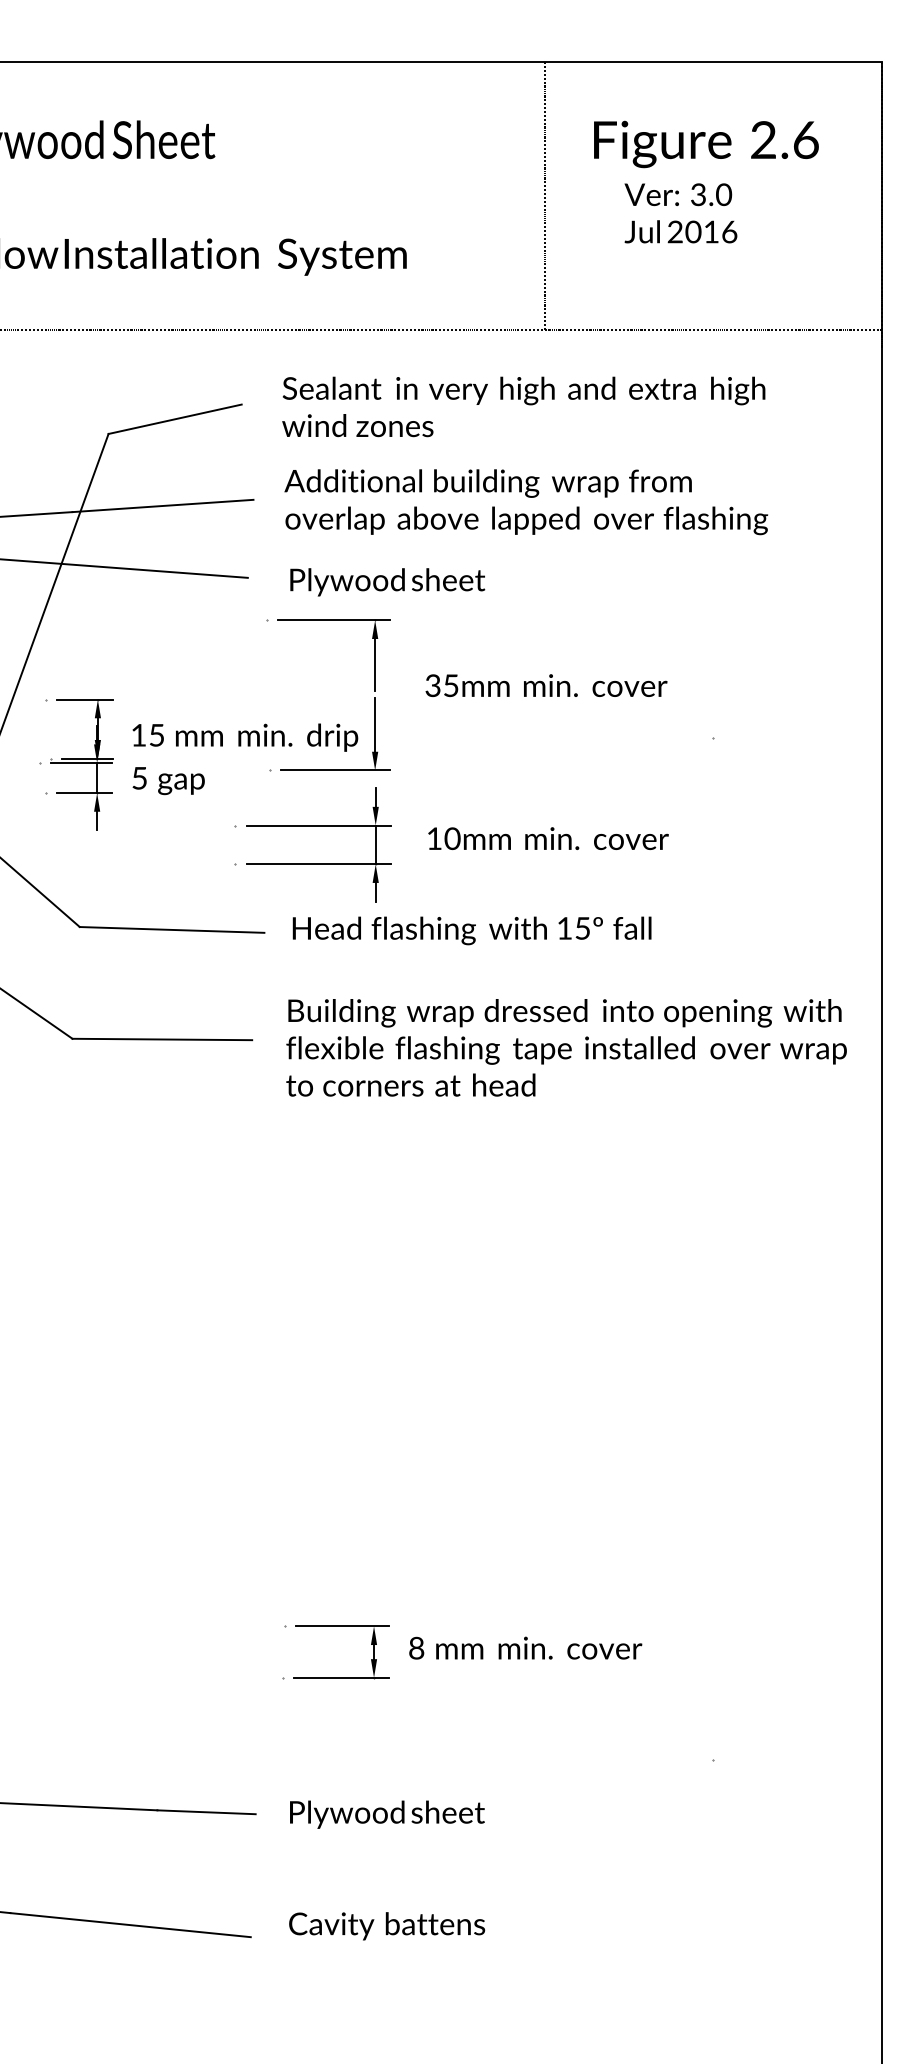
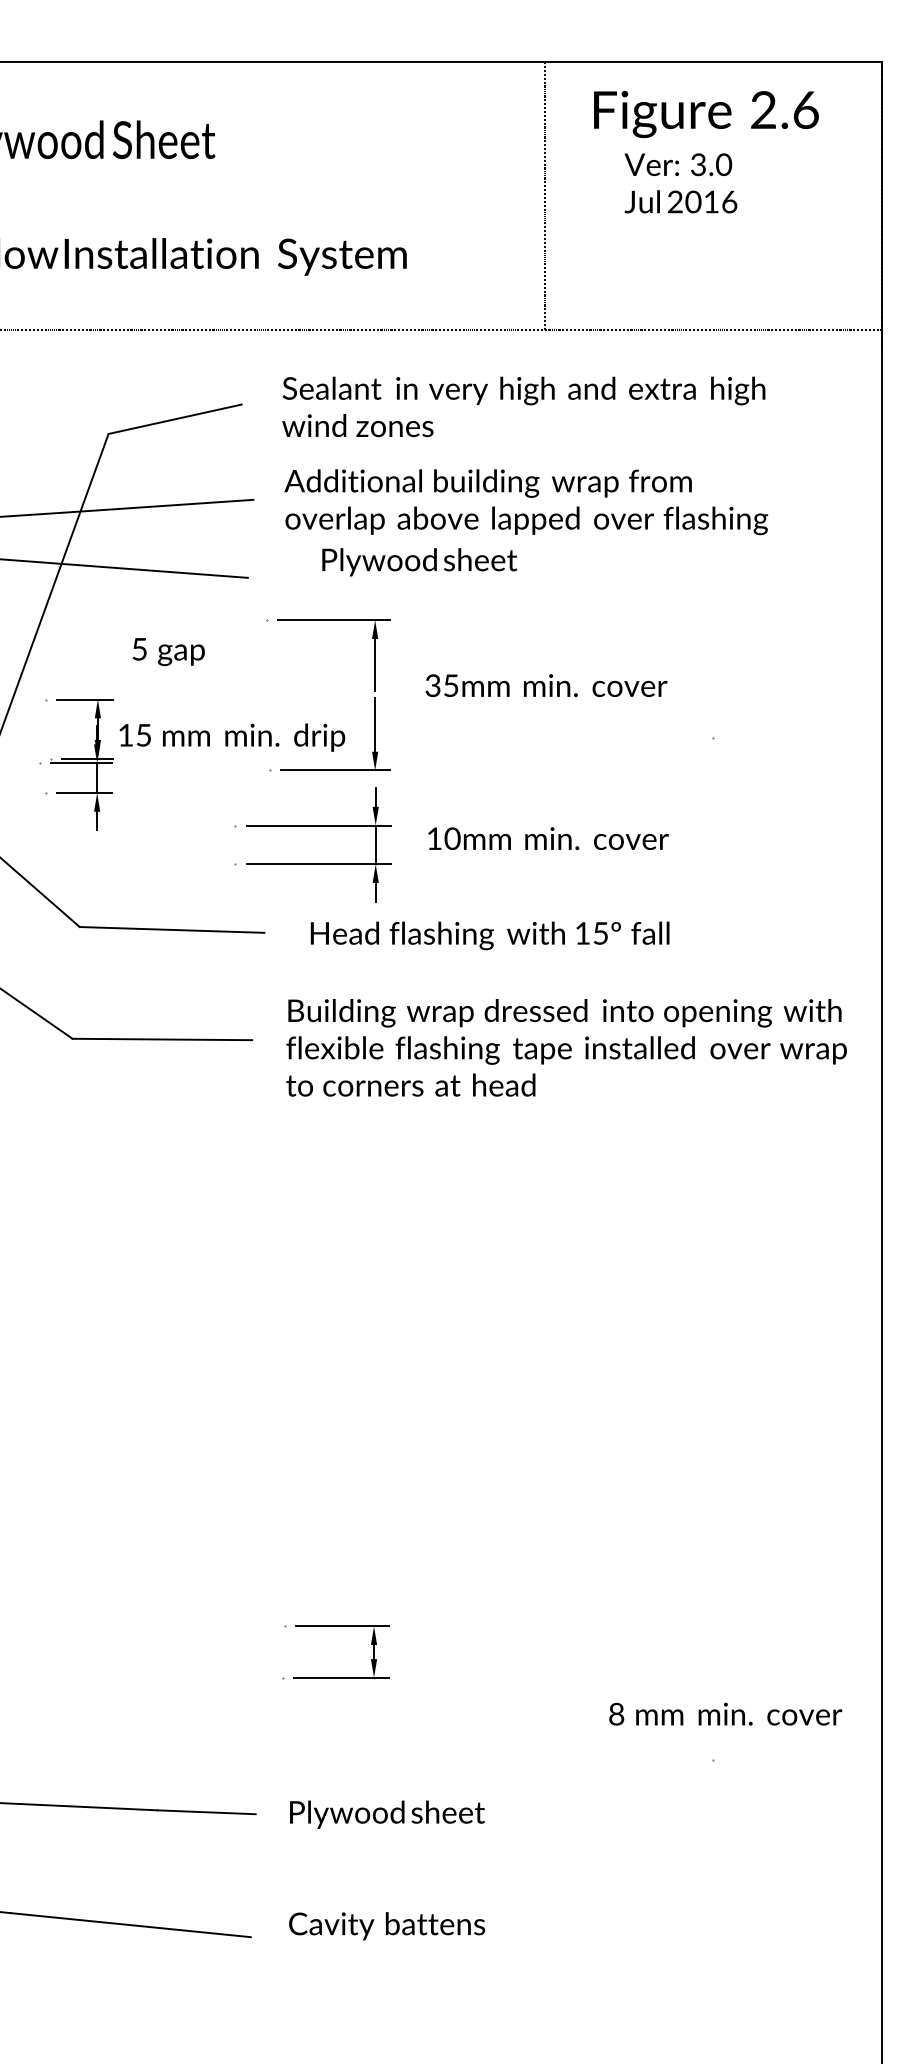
text position: (706, 181) -> (706, 151) (706, 151)
text position: (387, 582) -> (419, 562) (419, 562)
text position: (245, 737) -> (232, 737) (232, 737)
text position: (168, 781) -> (168, 652) (168, 652)
text position: (471, 930) -> (489, 935) (489, 935)
text position: (525, 1647) -> (725, 1713) (725, 1713)
